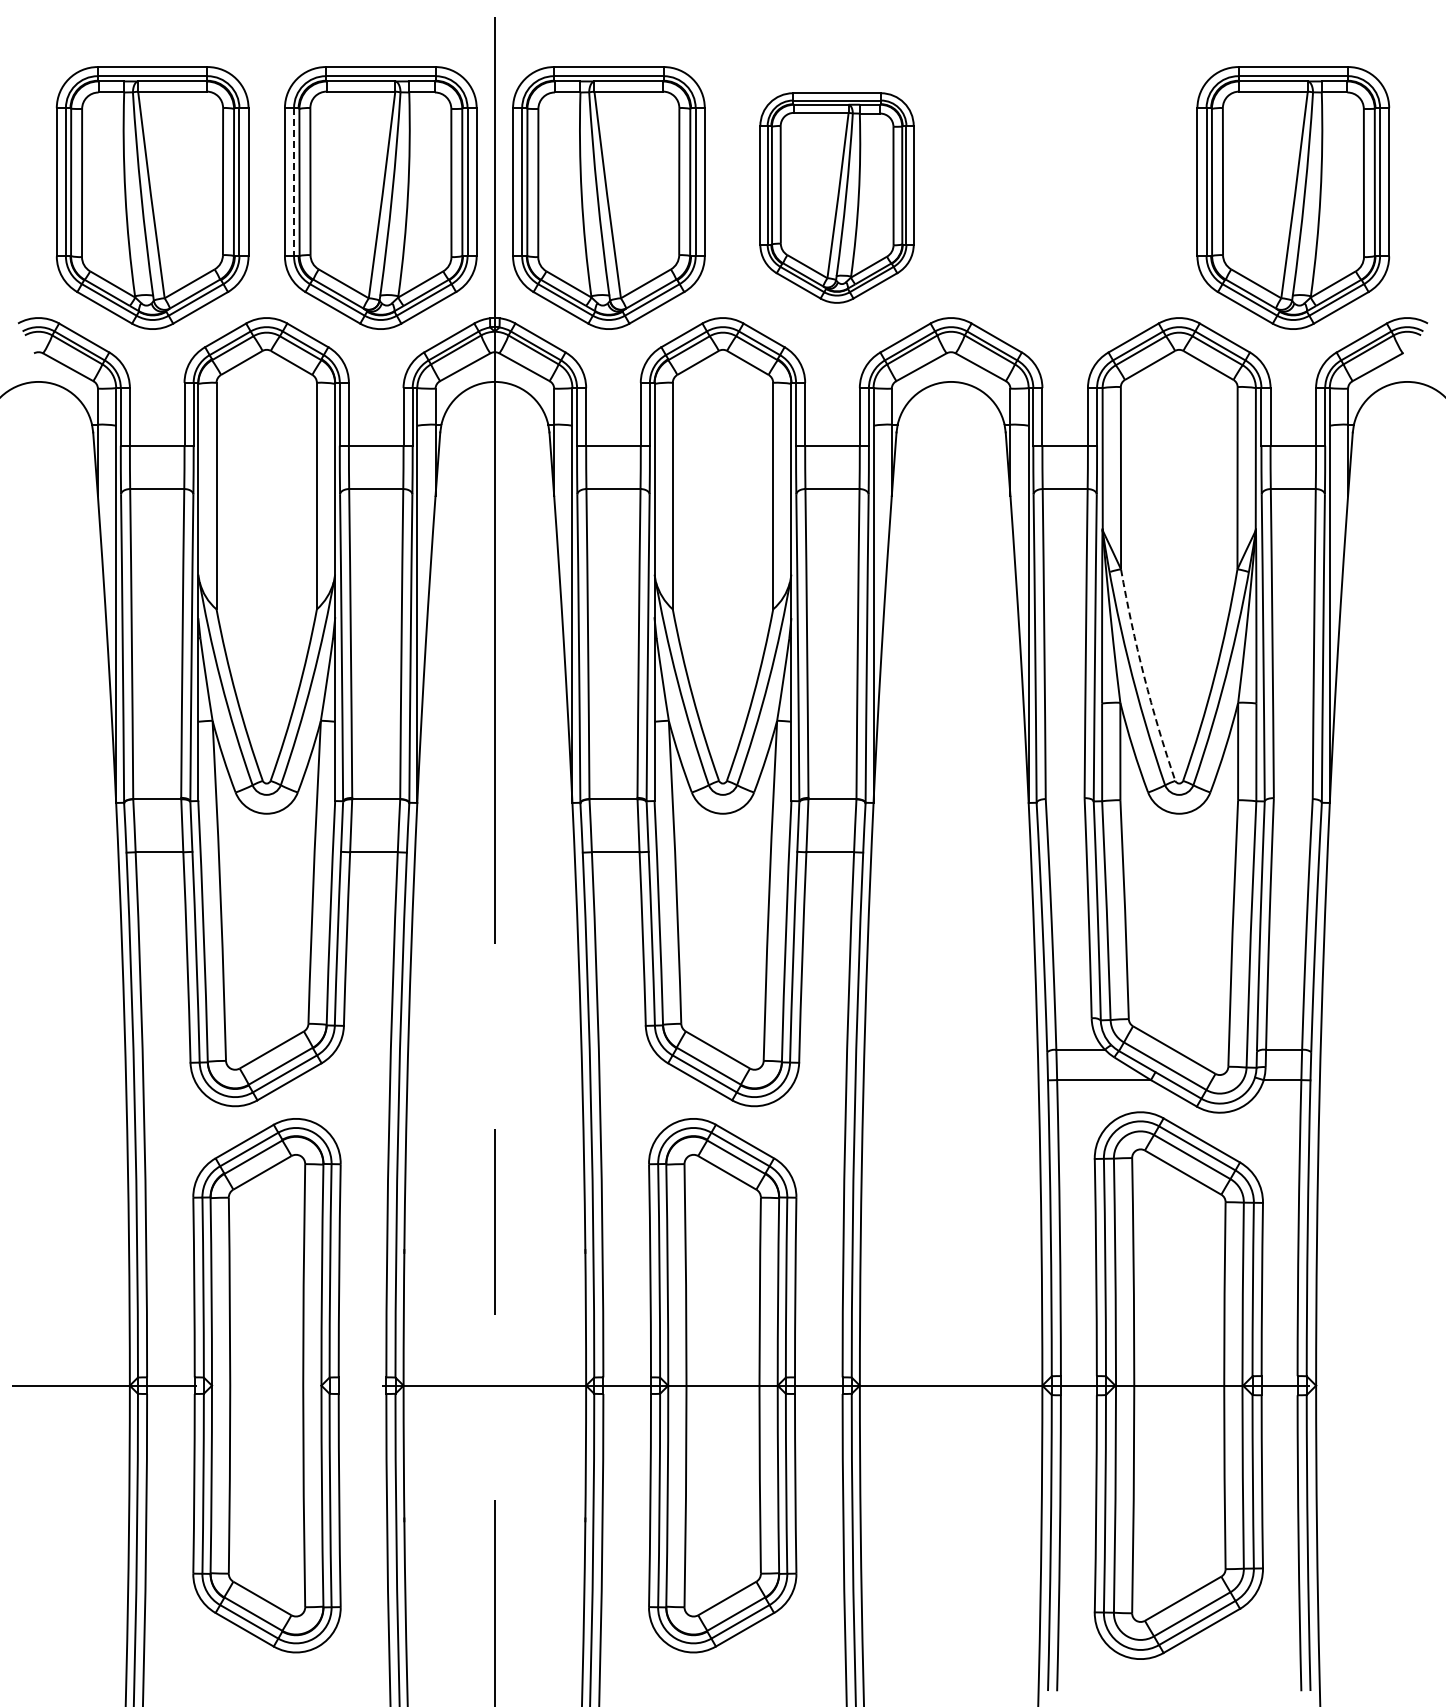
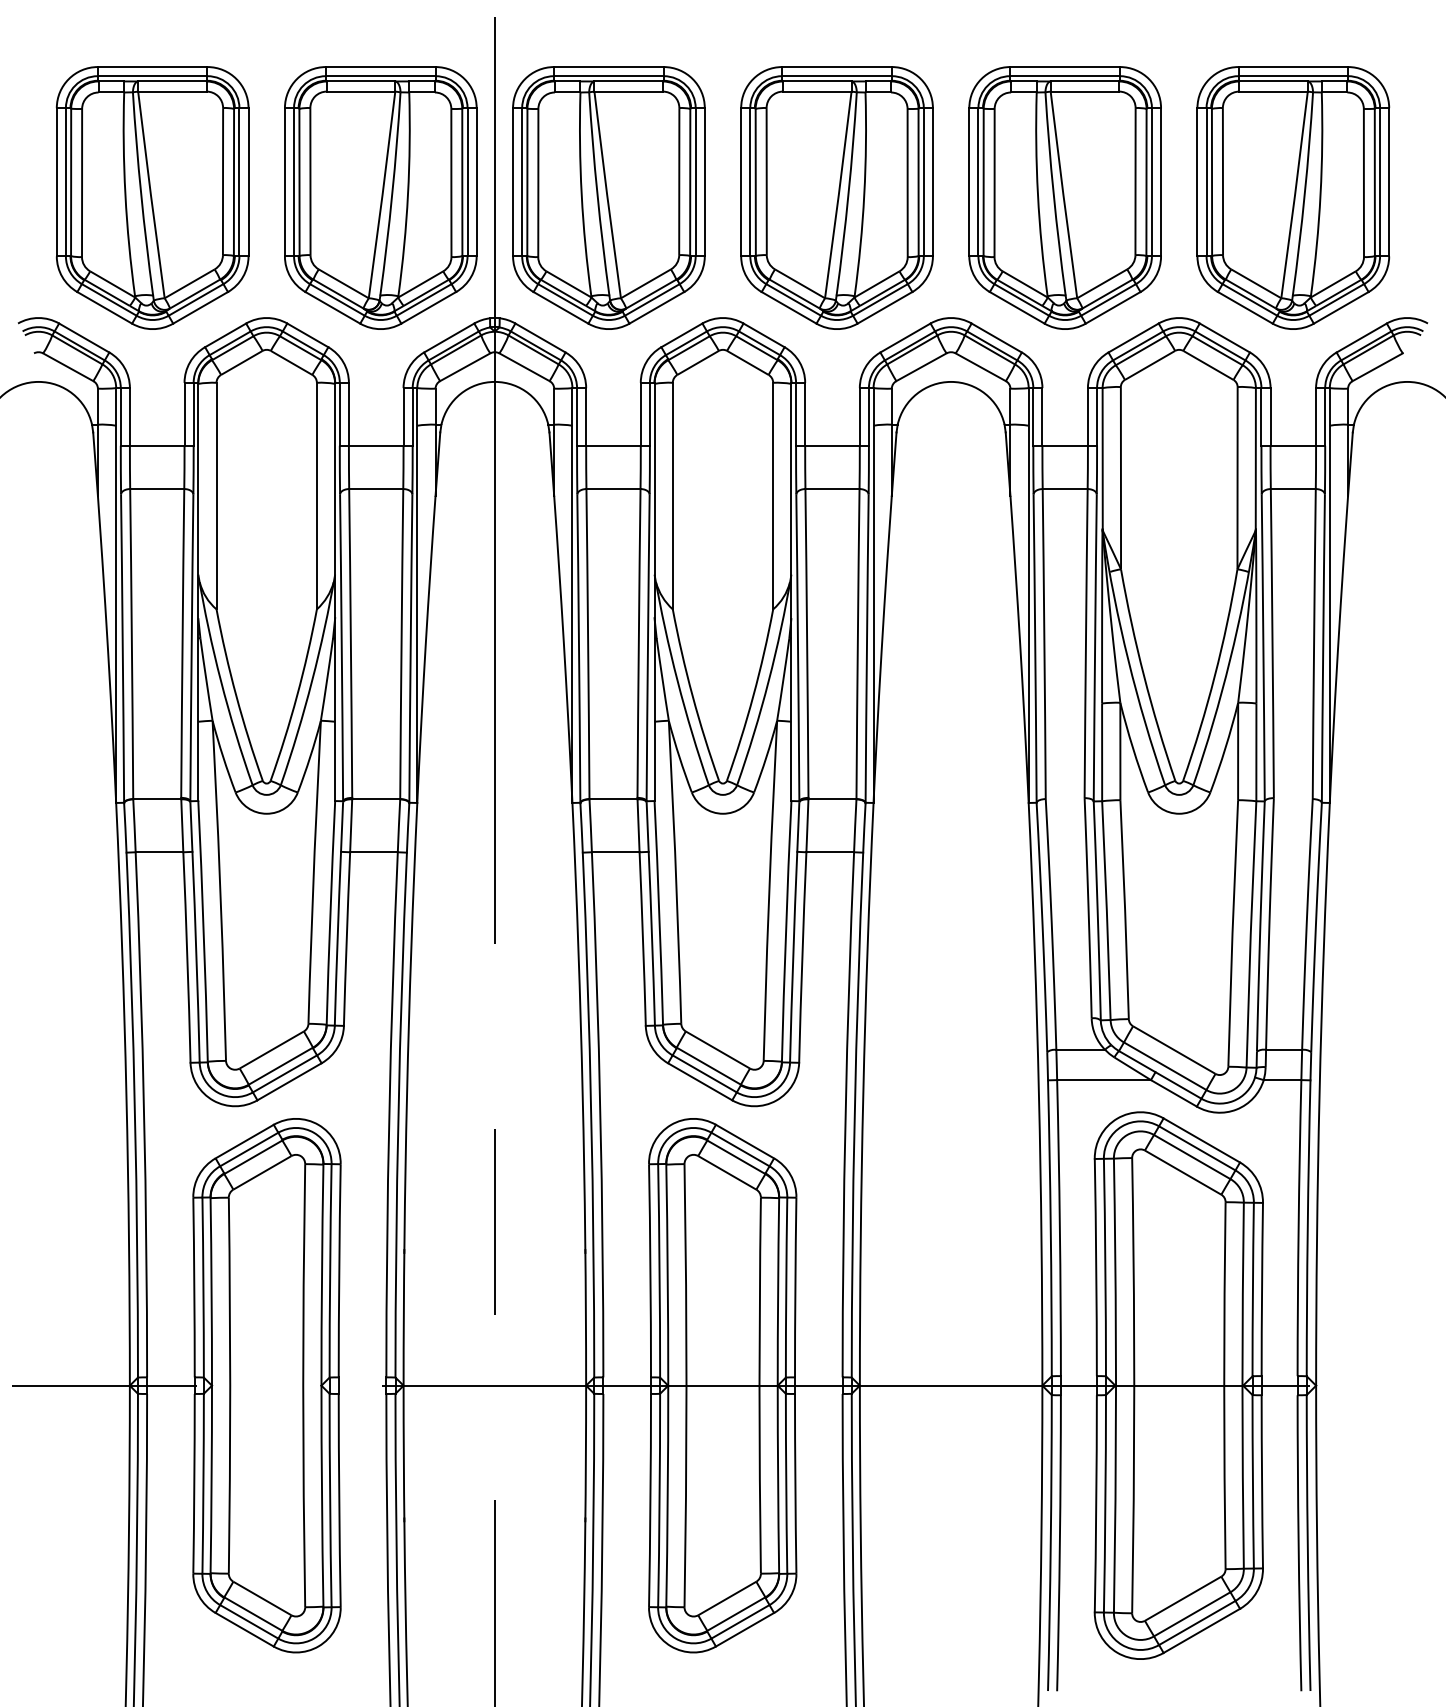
line: dashed -> solid (294, 182)
part size: 156x212 px -> 194x264 px (836, 197)
part: none -> present (1064, 197)
arc: dashed -> solid (1144, 676)
